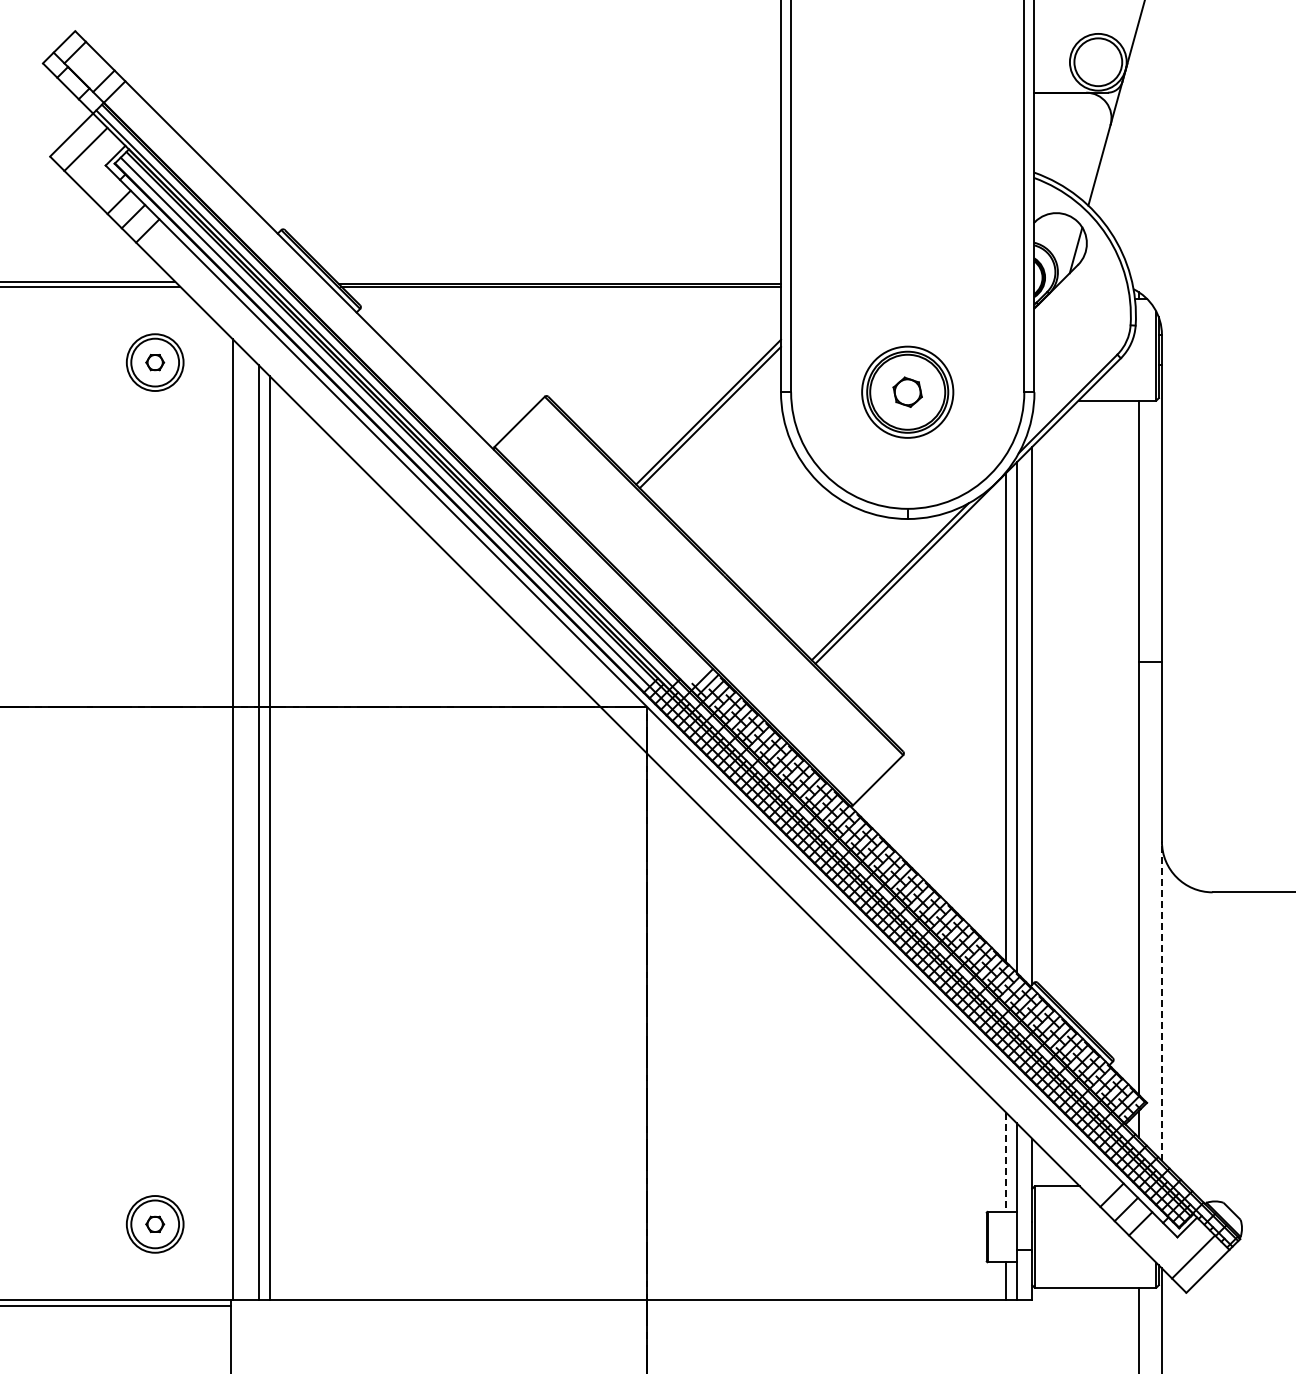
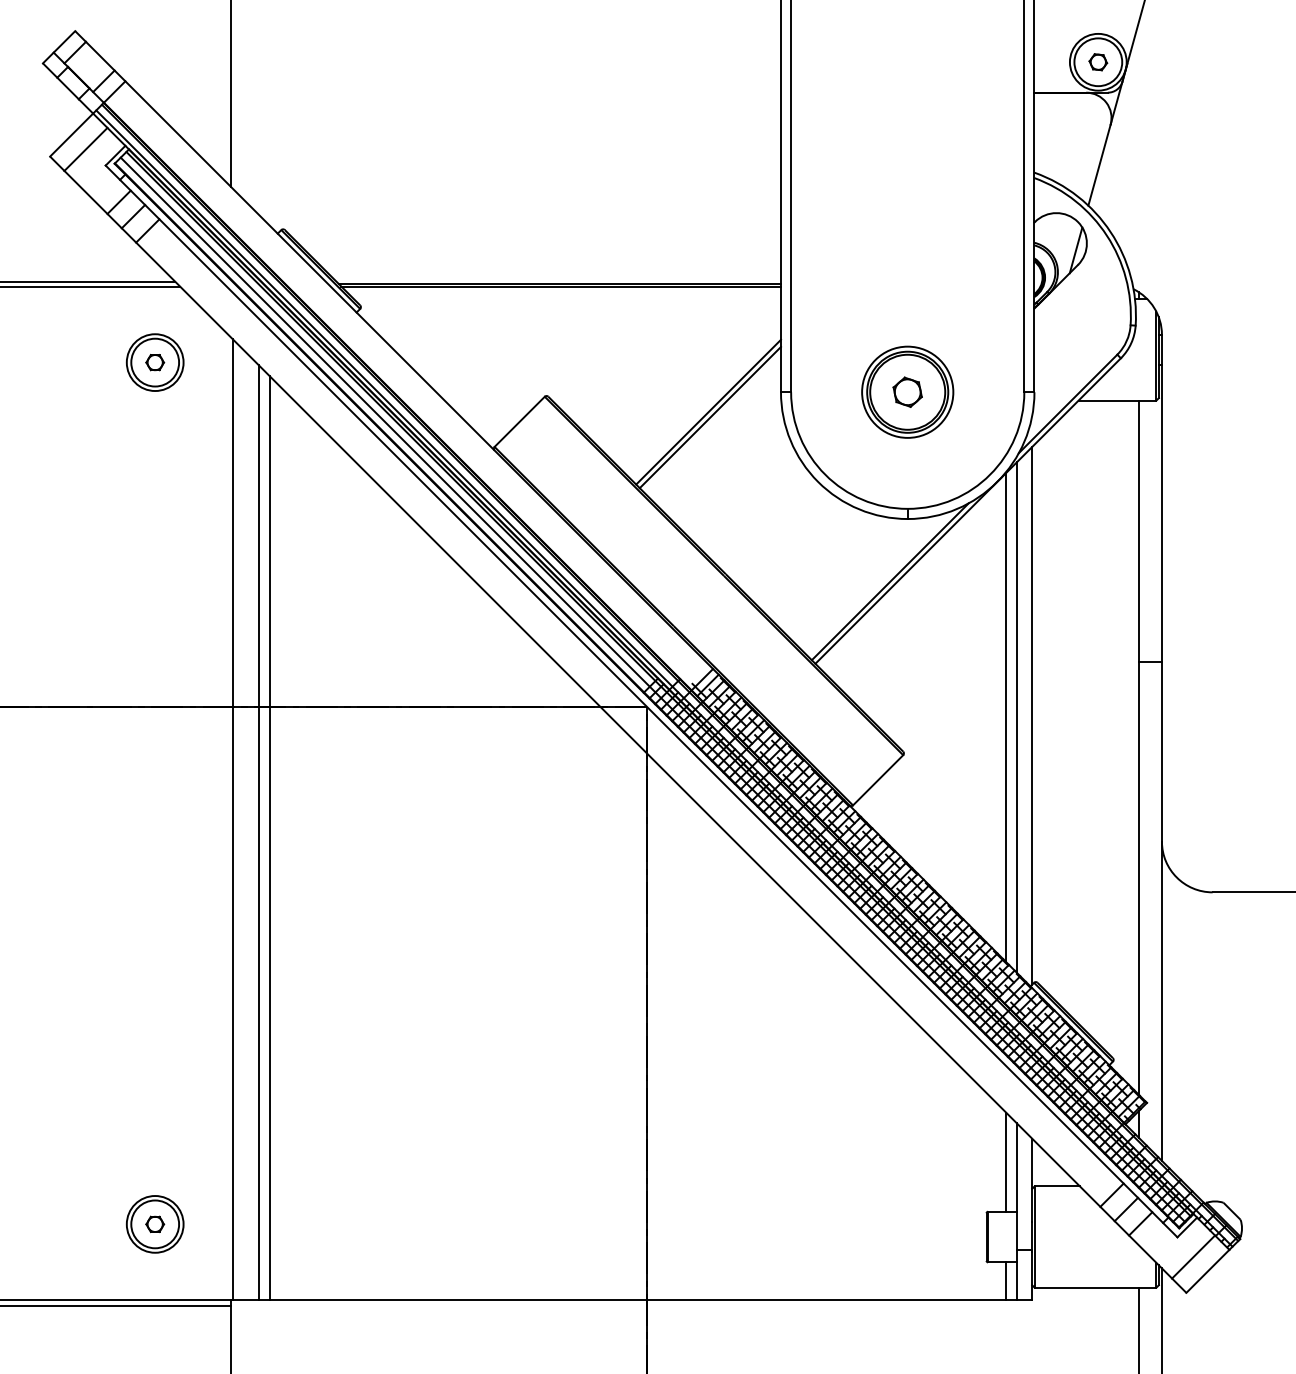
part: none -> present (1098, 62)
line: none -> present (231, 94)
line: dashed -> solid (1161, 1001)
line: dashed -> solid (1006, 1162)
